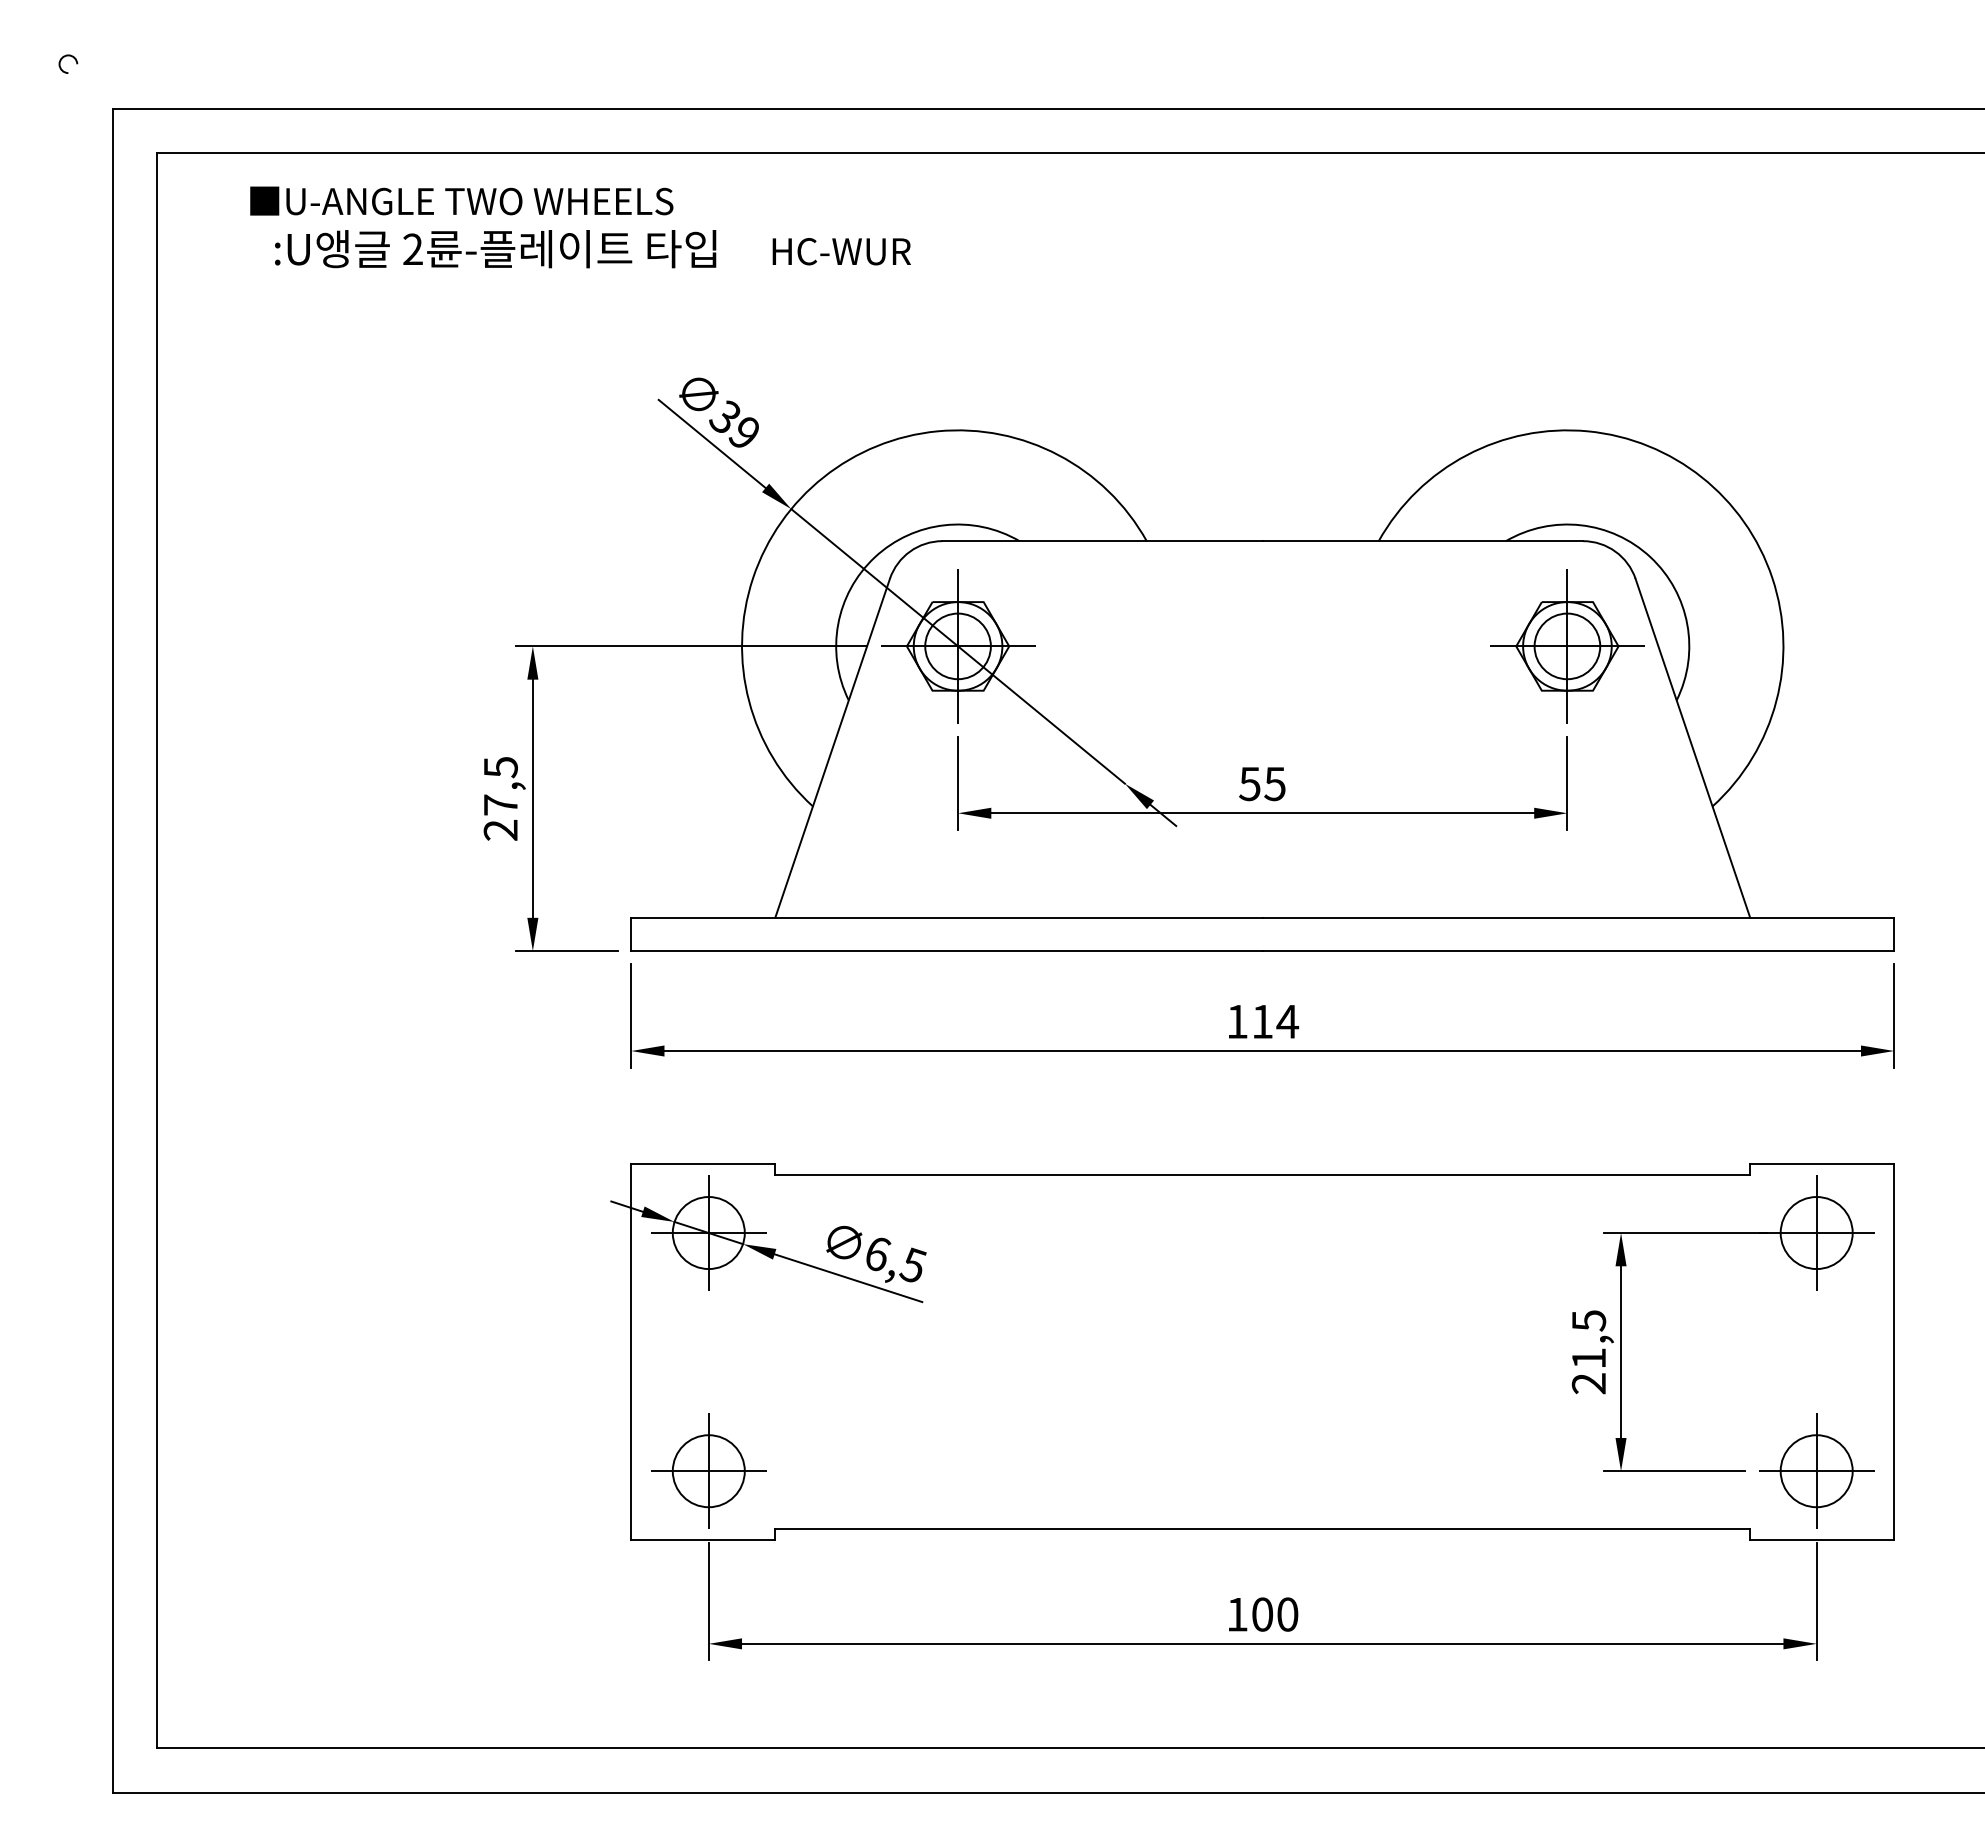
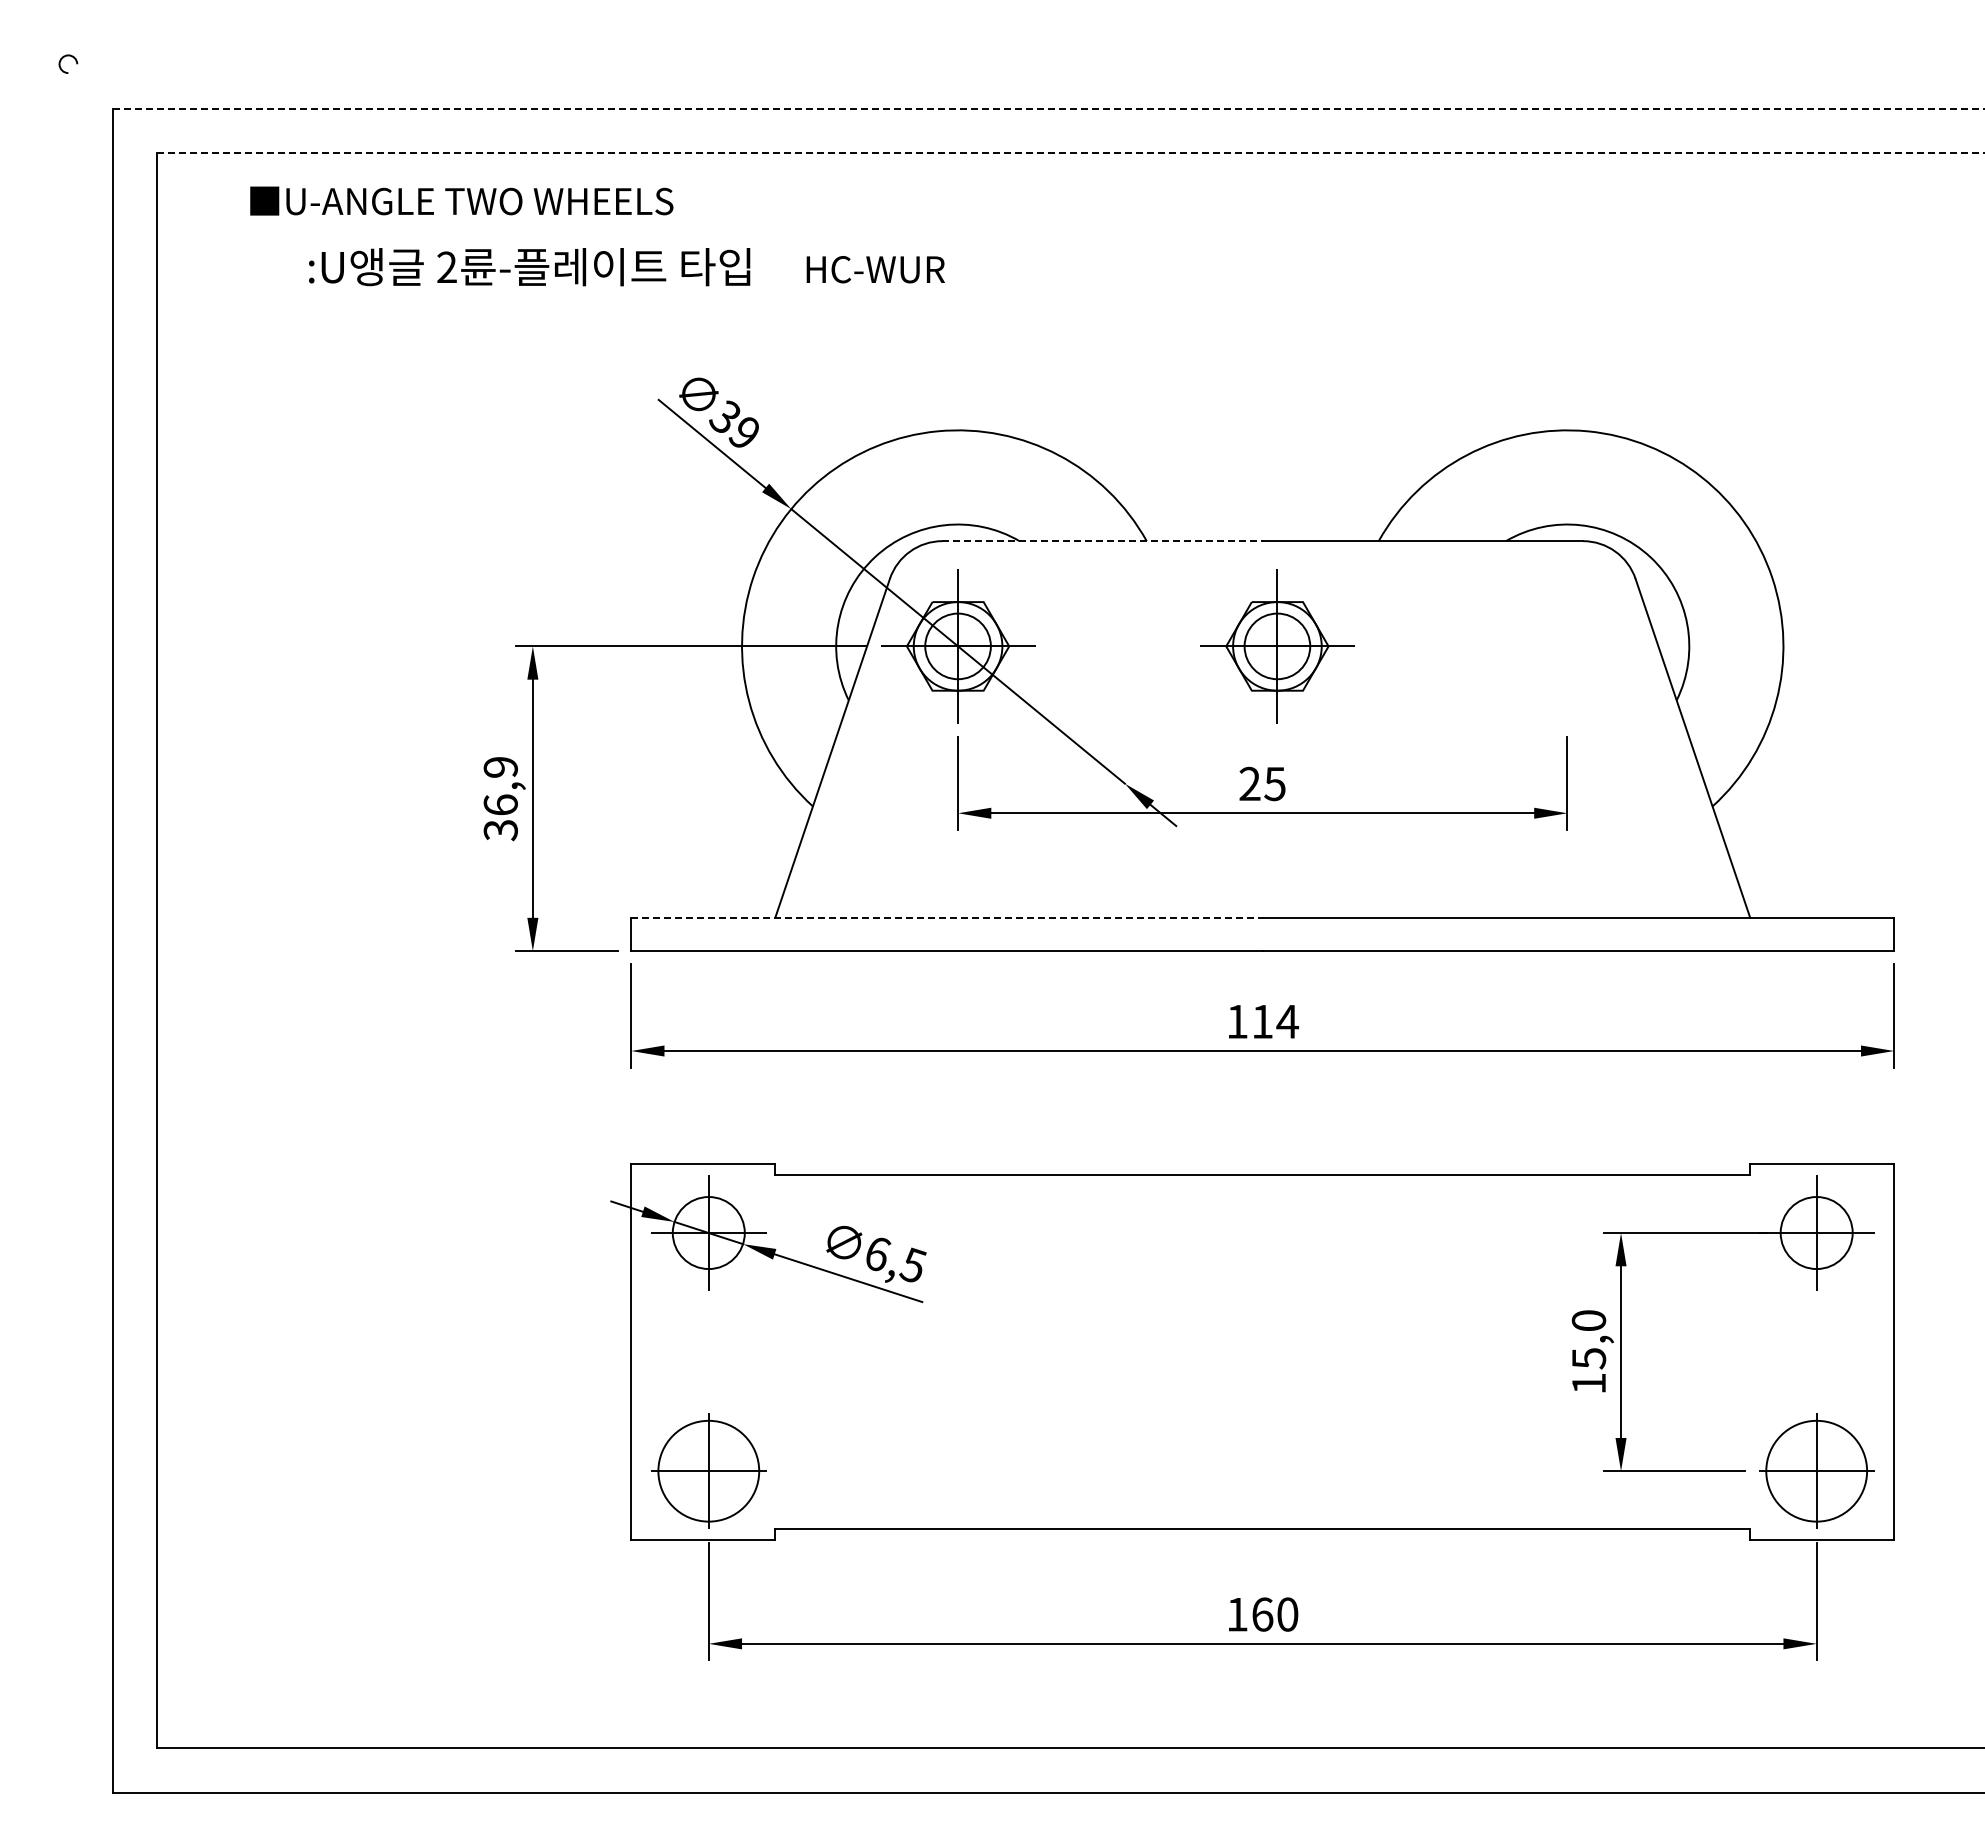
line: solid -> dashed (1048, 108)
line: solid -> dashed (1070, 152)
text position: (592, 249) -> (626, 267) (626, 267)
line: solid -> dashed (1103, 541)
part position: (1567, 646) -> (1277, 646) (1277, 646)
text: 55 -> 25 (1249, 783)
text: 27,5 -> 36,9 (500, 799)
line: solid -> dashed (947, 917)
text: 21,5 -> 15,0 (1588, 1352)
circle diameter: 72 px -> 101 px (708, 1470)
circle diameter: 72 px -> 101 px (1816, 1470)
text: 100 -> 160 (1262, 1614)
